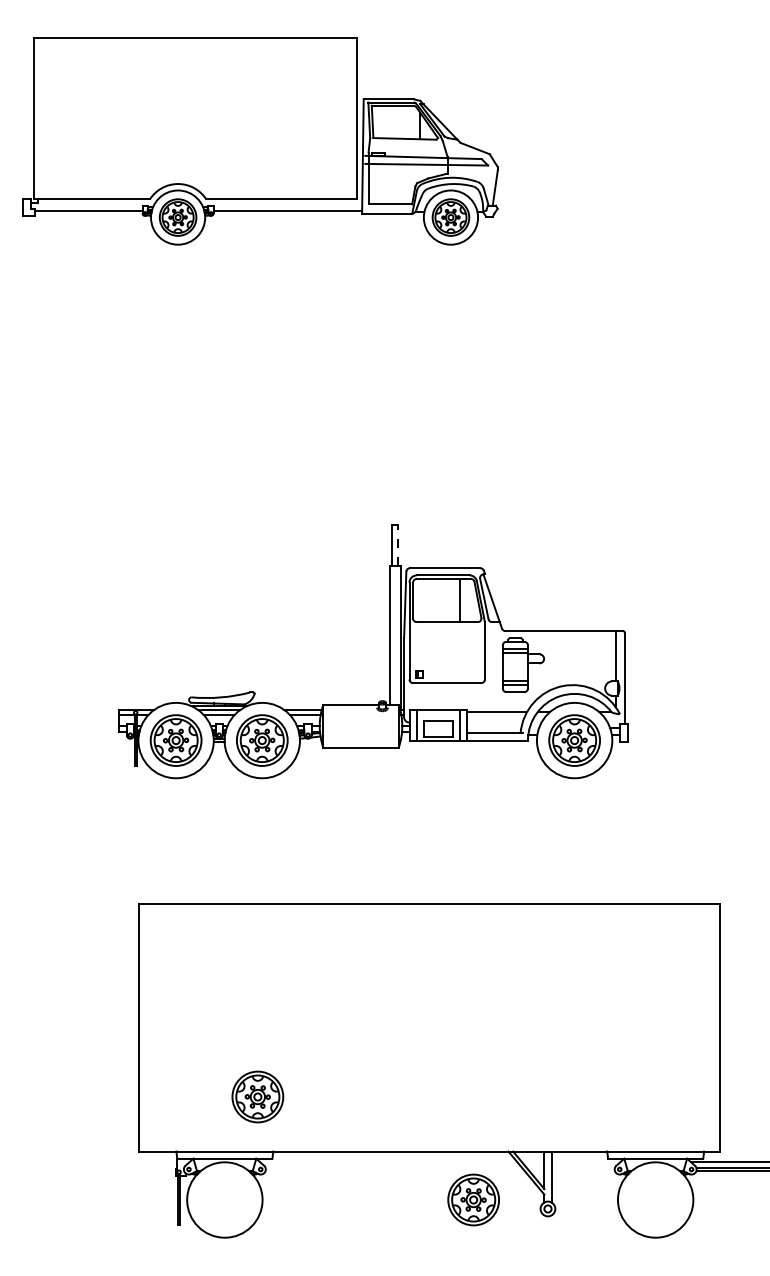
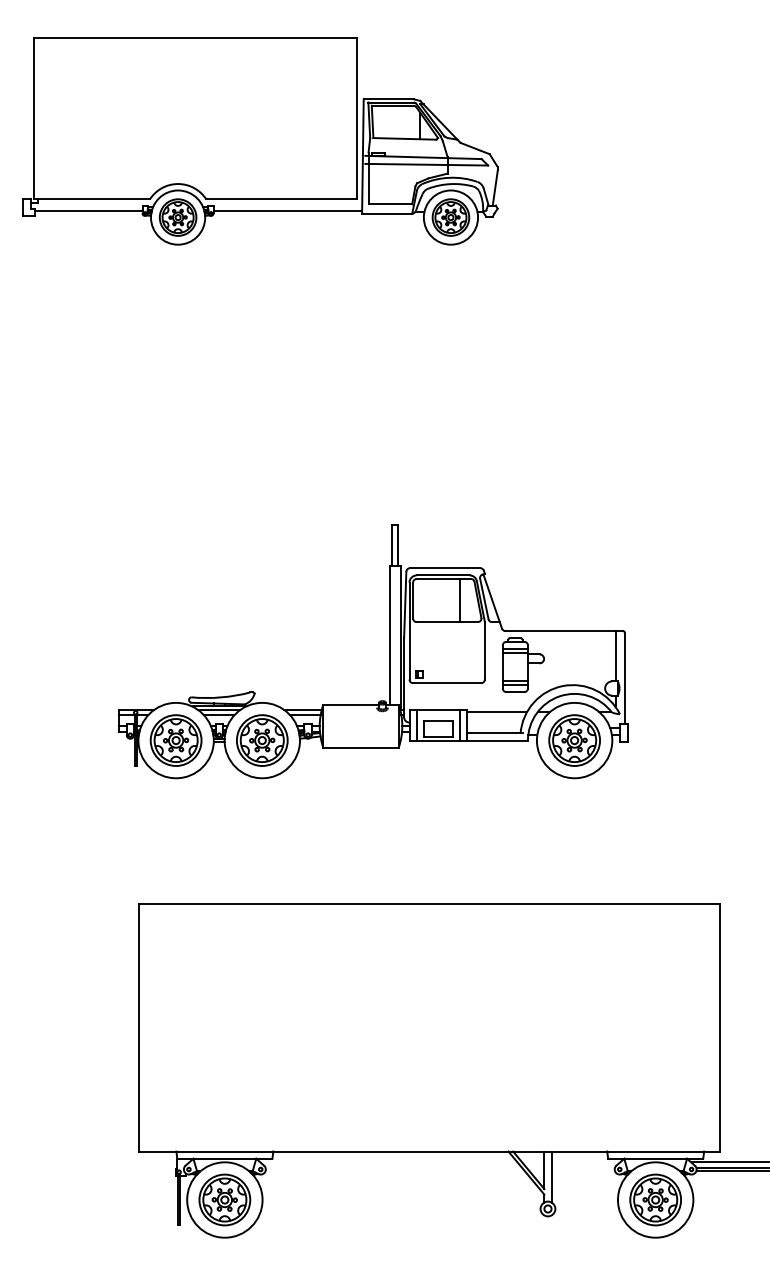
line: dashed -> solid (397, 544)
part position: (257, 1096) -> (224, 1199) (224, 1199)
part position: (473, 1199) -> (655, 1199) (655, 1199)
